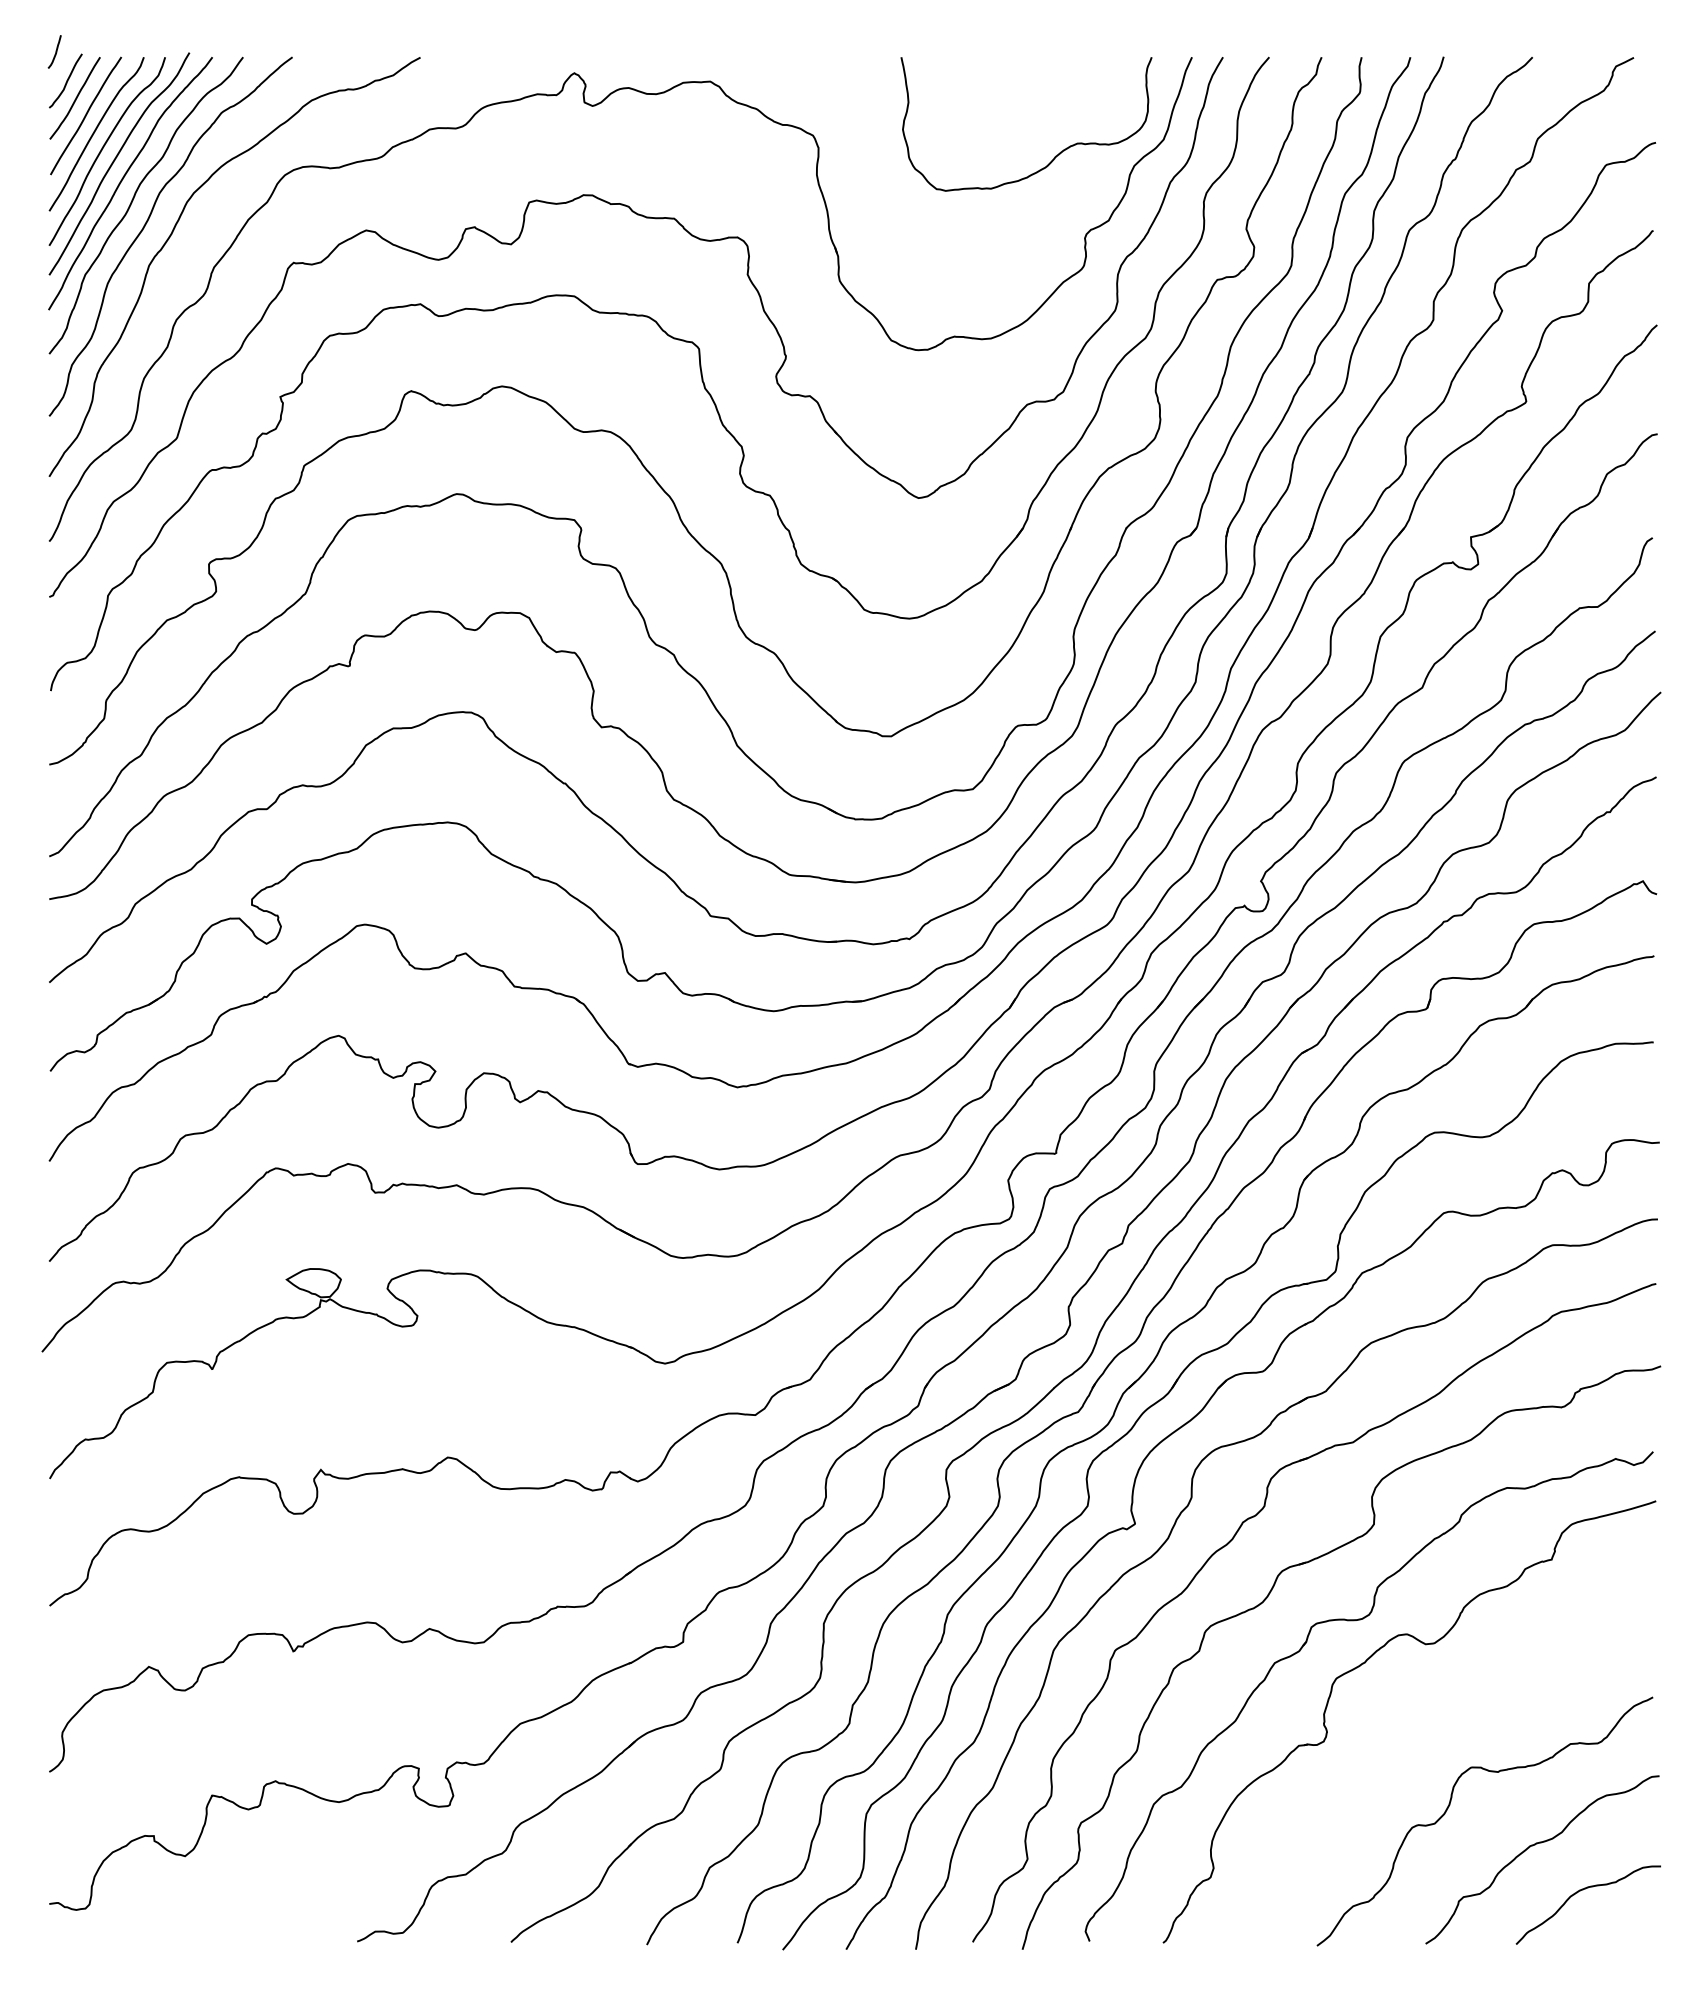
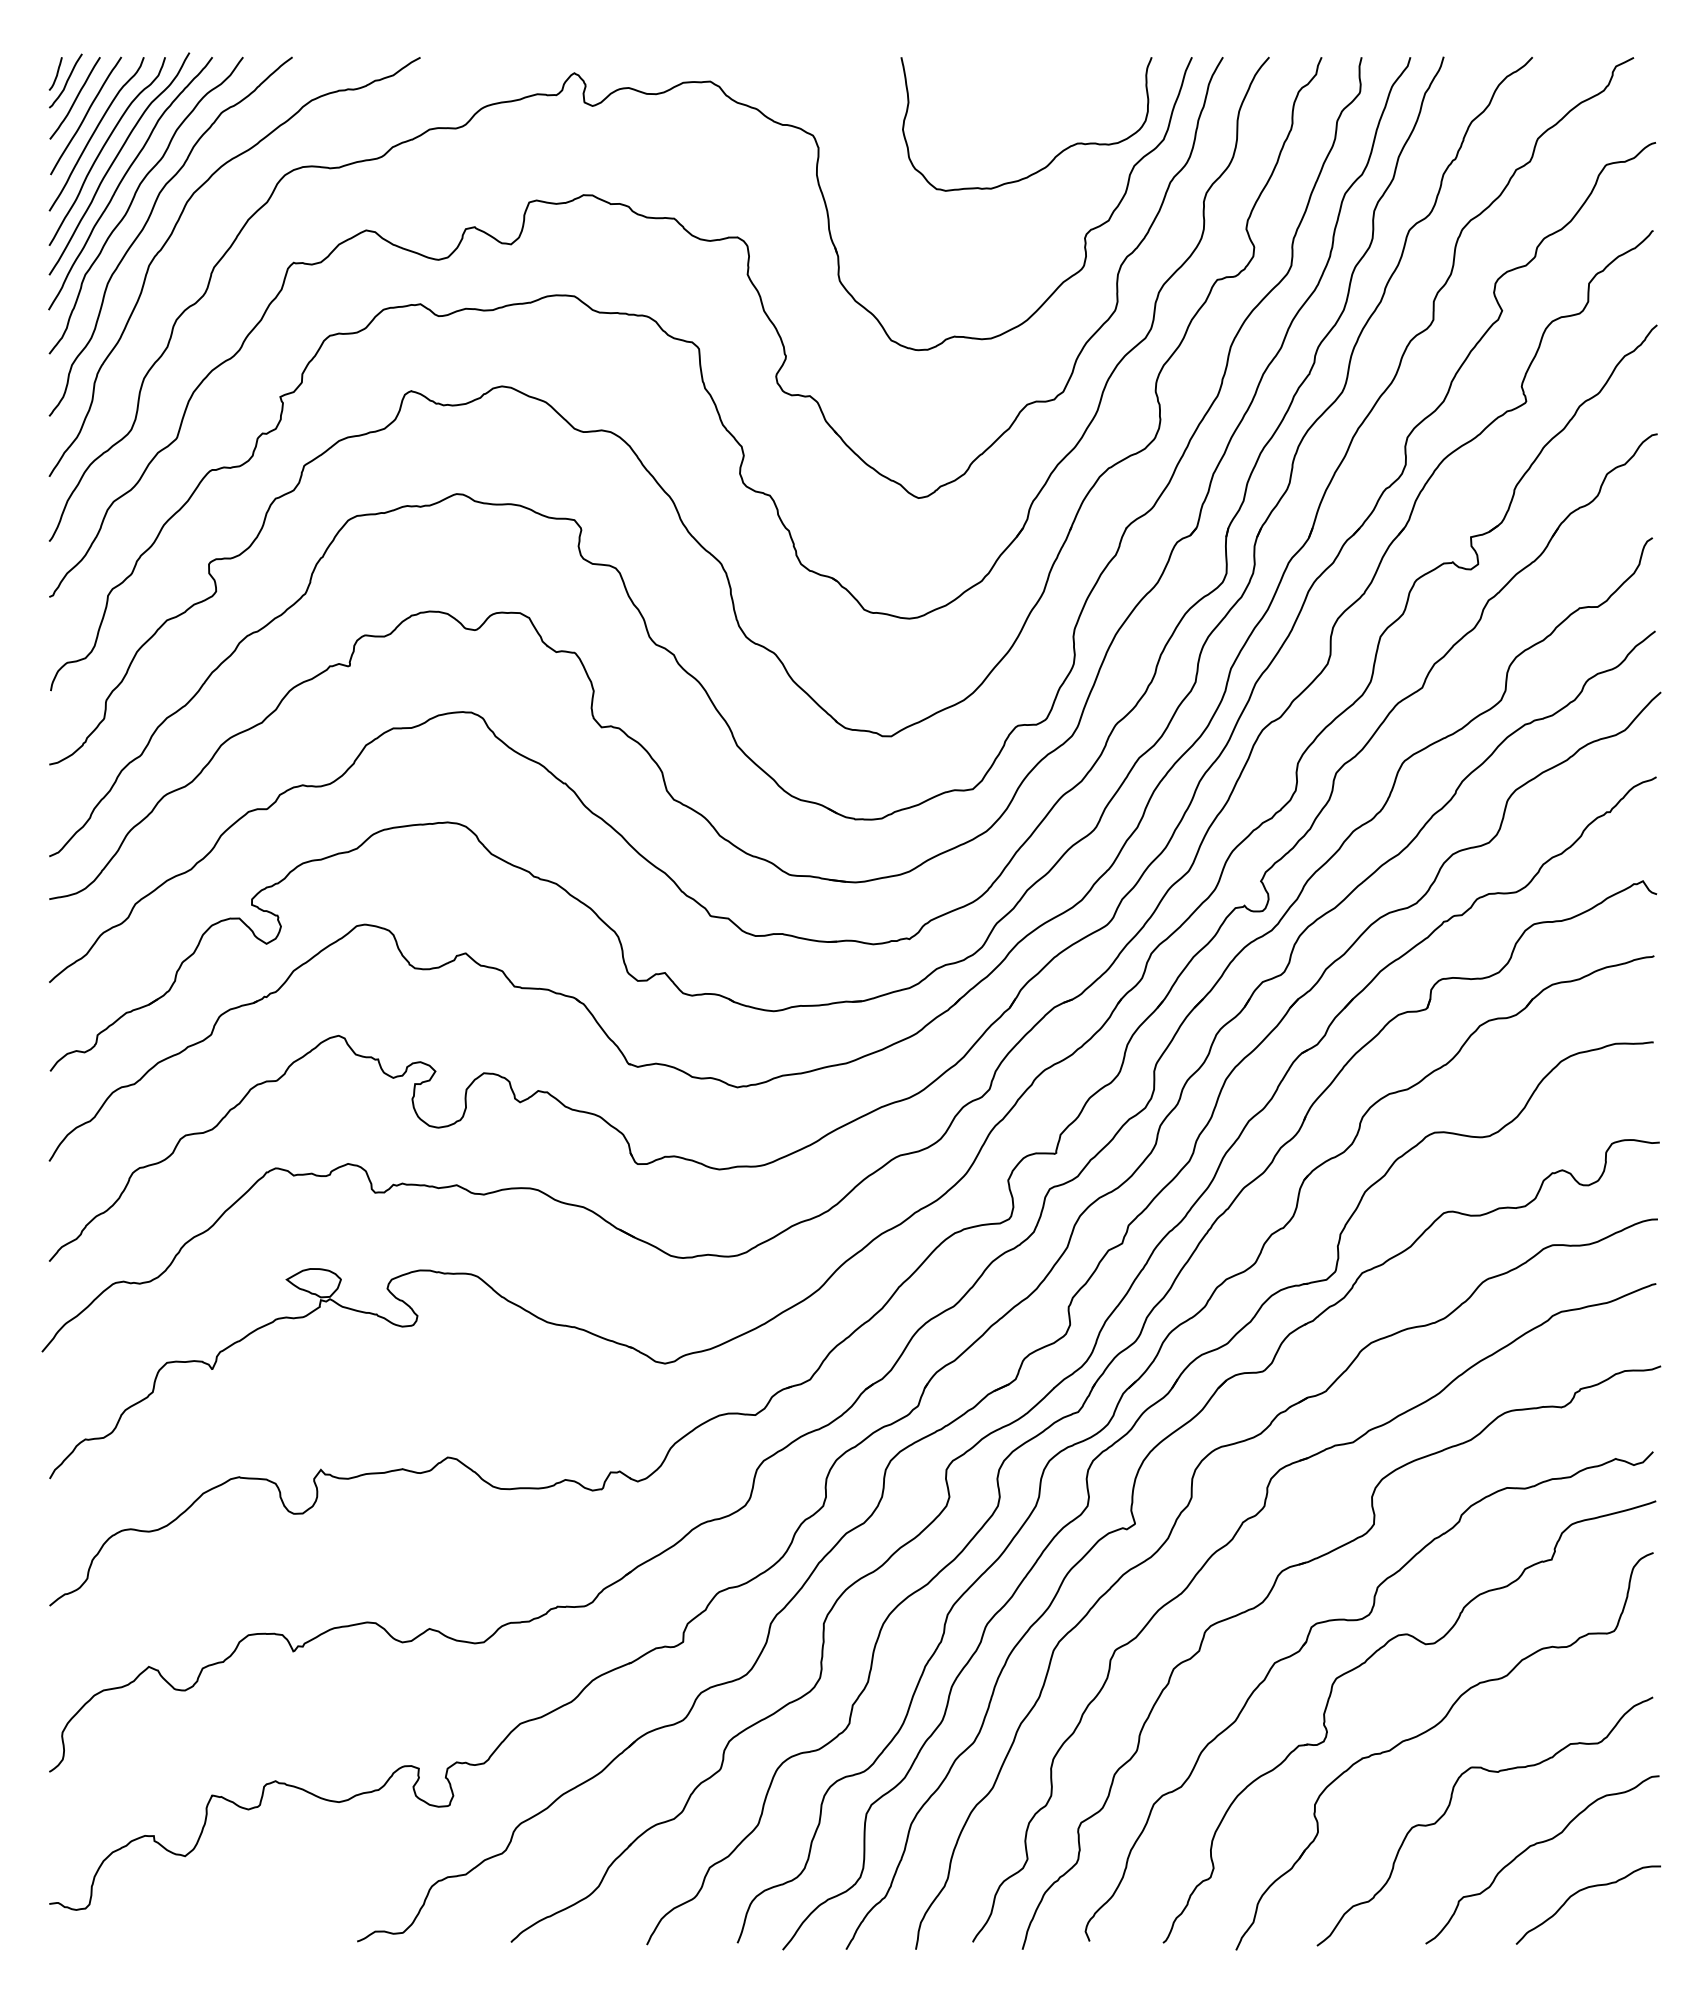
curve position: (55, 51) -> (56, 73) (56, 73)
part: none -> present (1430, 1730)
